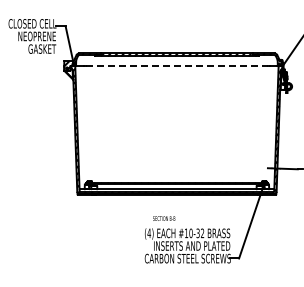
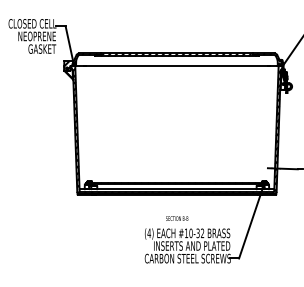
line: dashed -> solid (177, 66)
text position: (164, 218) -> (177, 218) (177, 218)
